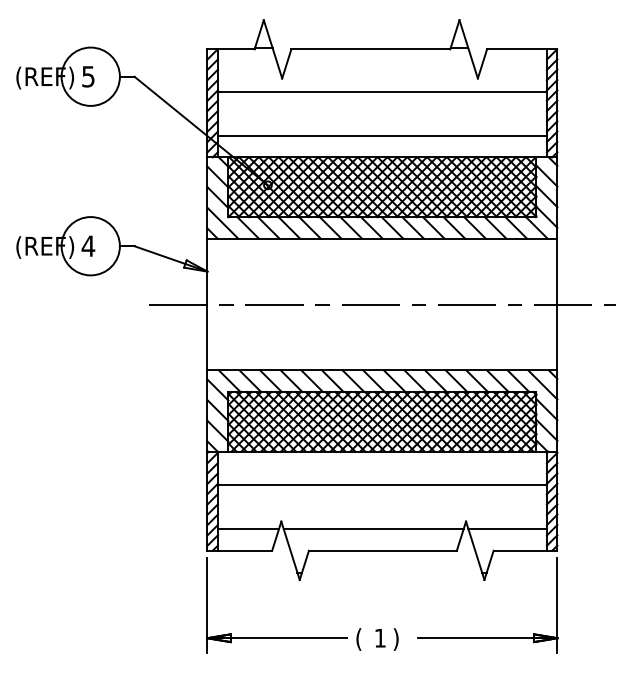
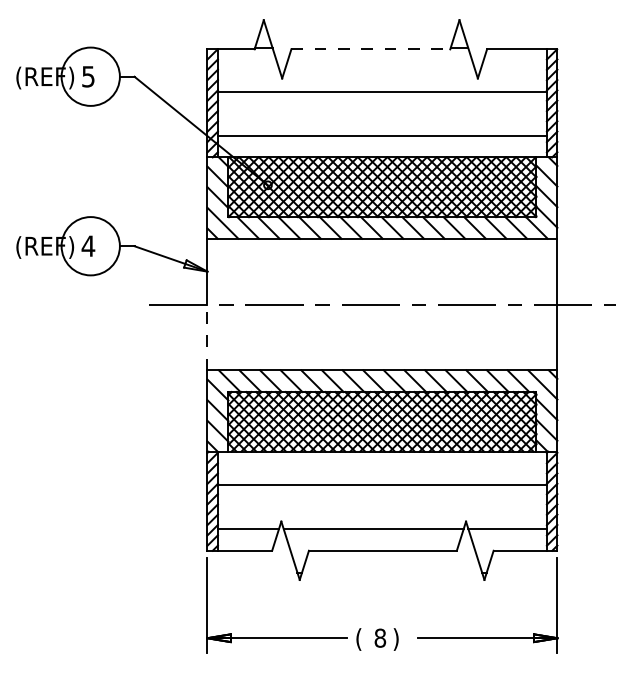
line: solid -> dashed (371, 49)
line: solid -> dashed (207, 337)
text: 1 -> 8 (380, 637)
